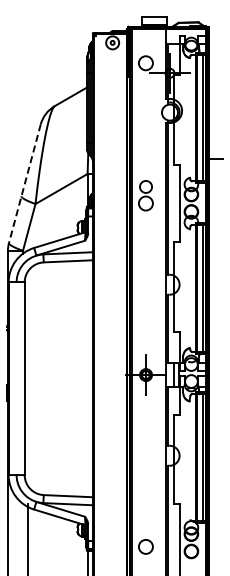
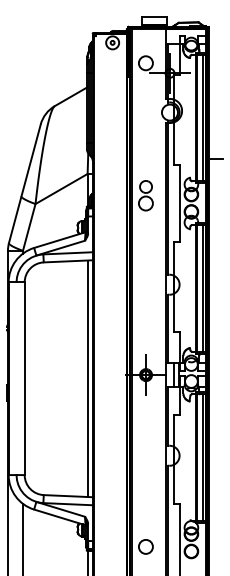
line: dashed -> solid (24, 184)
line: none -> present (87, 378)
line position: (28, 537) -> (23, 537) (23, 537)
